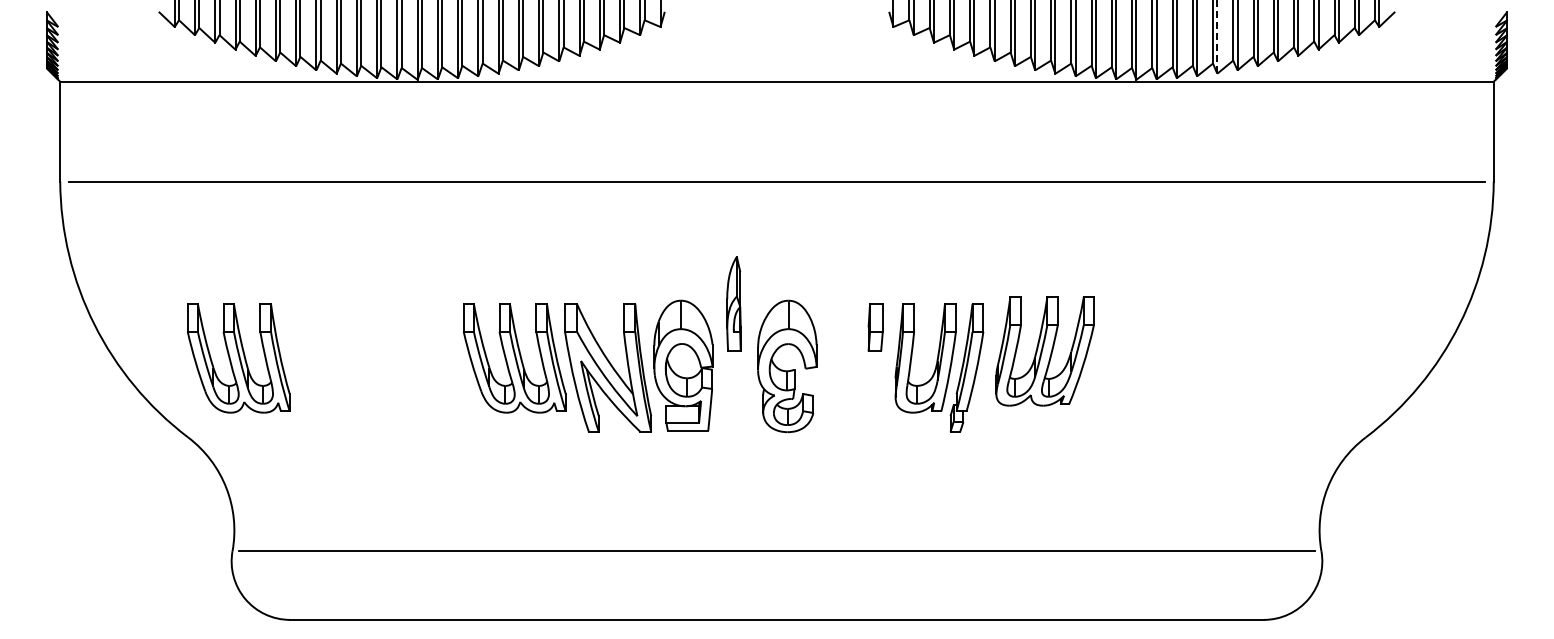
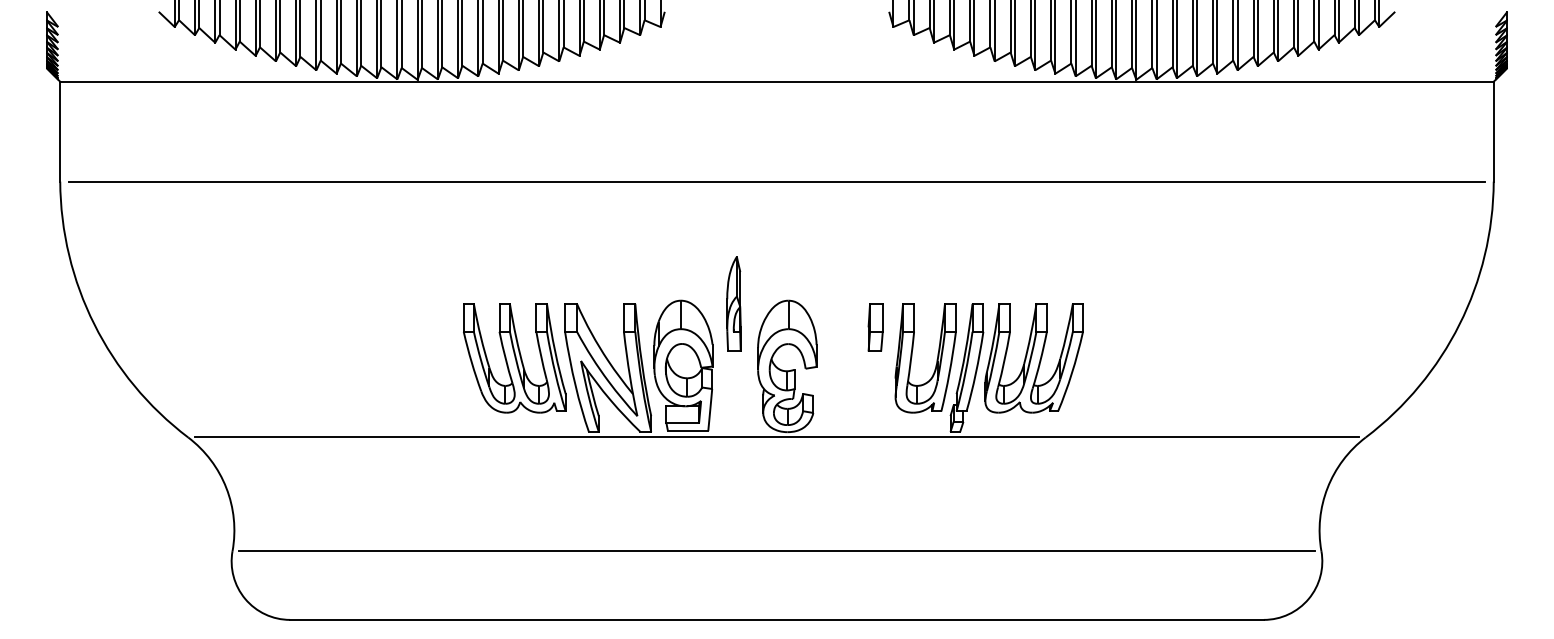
line: dashed -> solid (1217, 37)
part position: (1044, 351) -> (1033, 358) (1033, 358)
part: present -> none (238, 358)
line: none -> present (776, 437)
